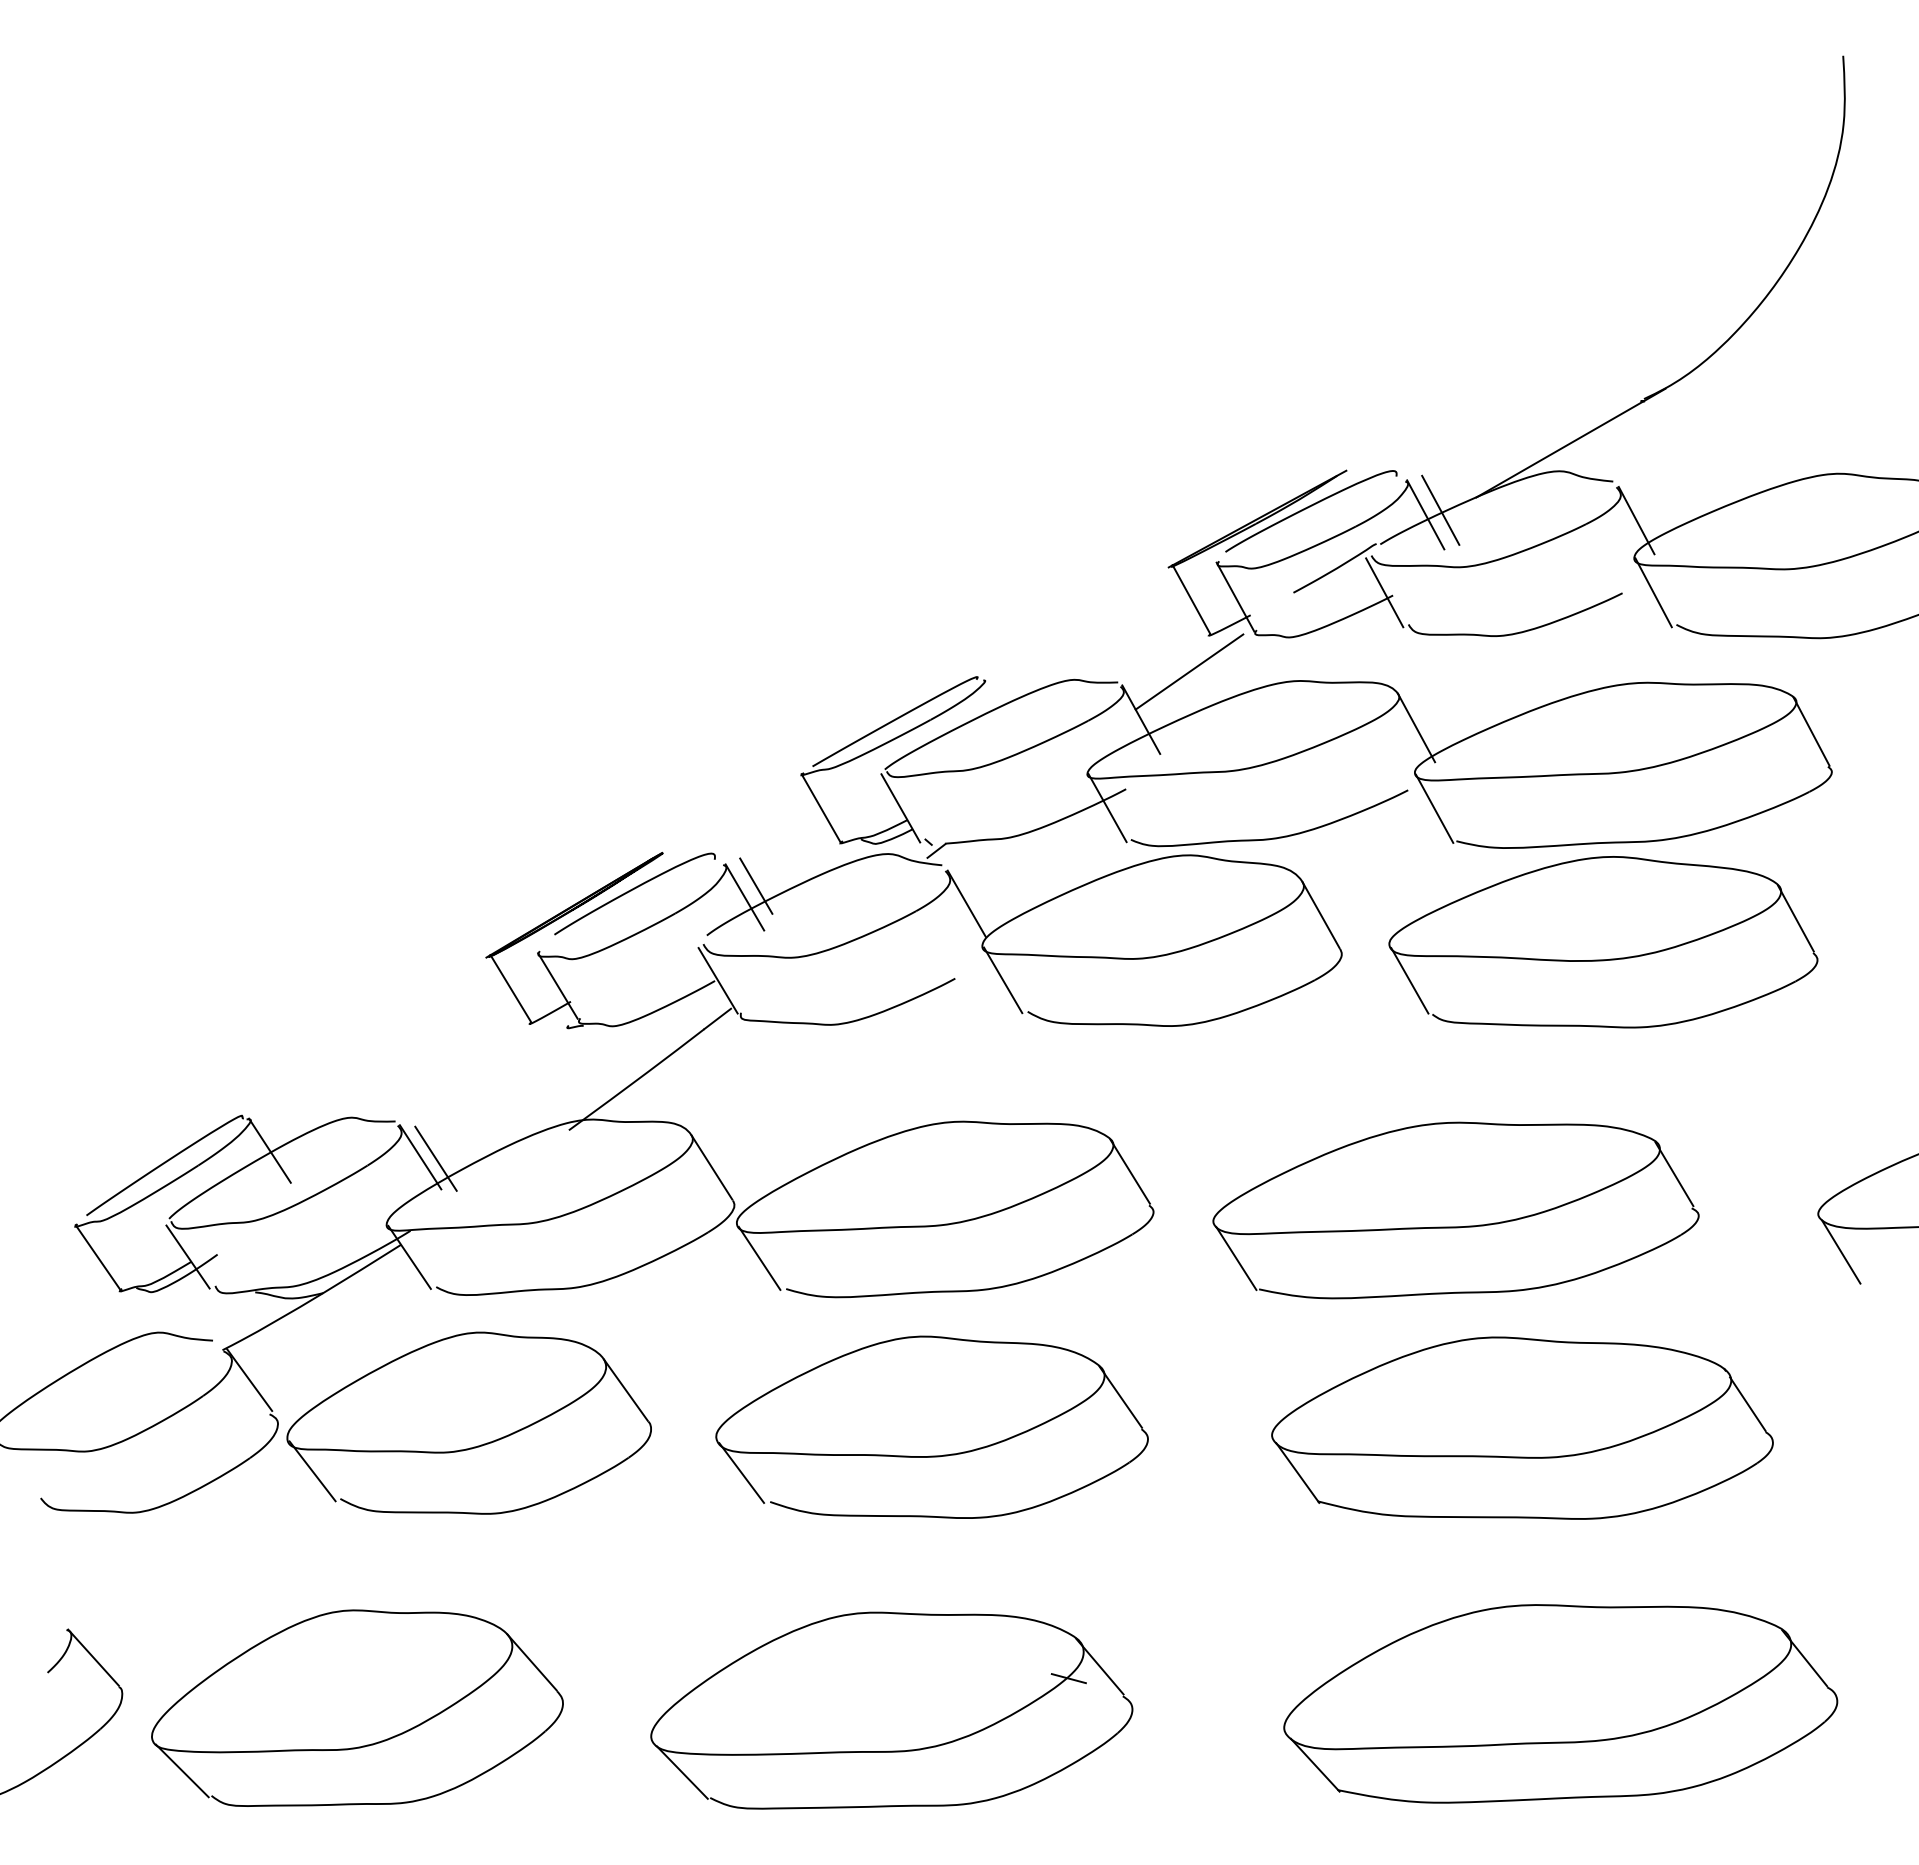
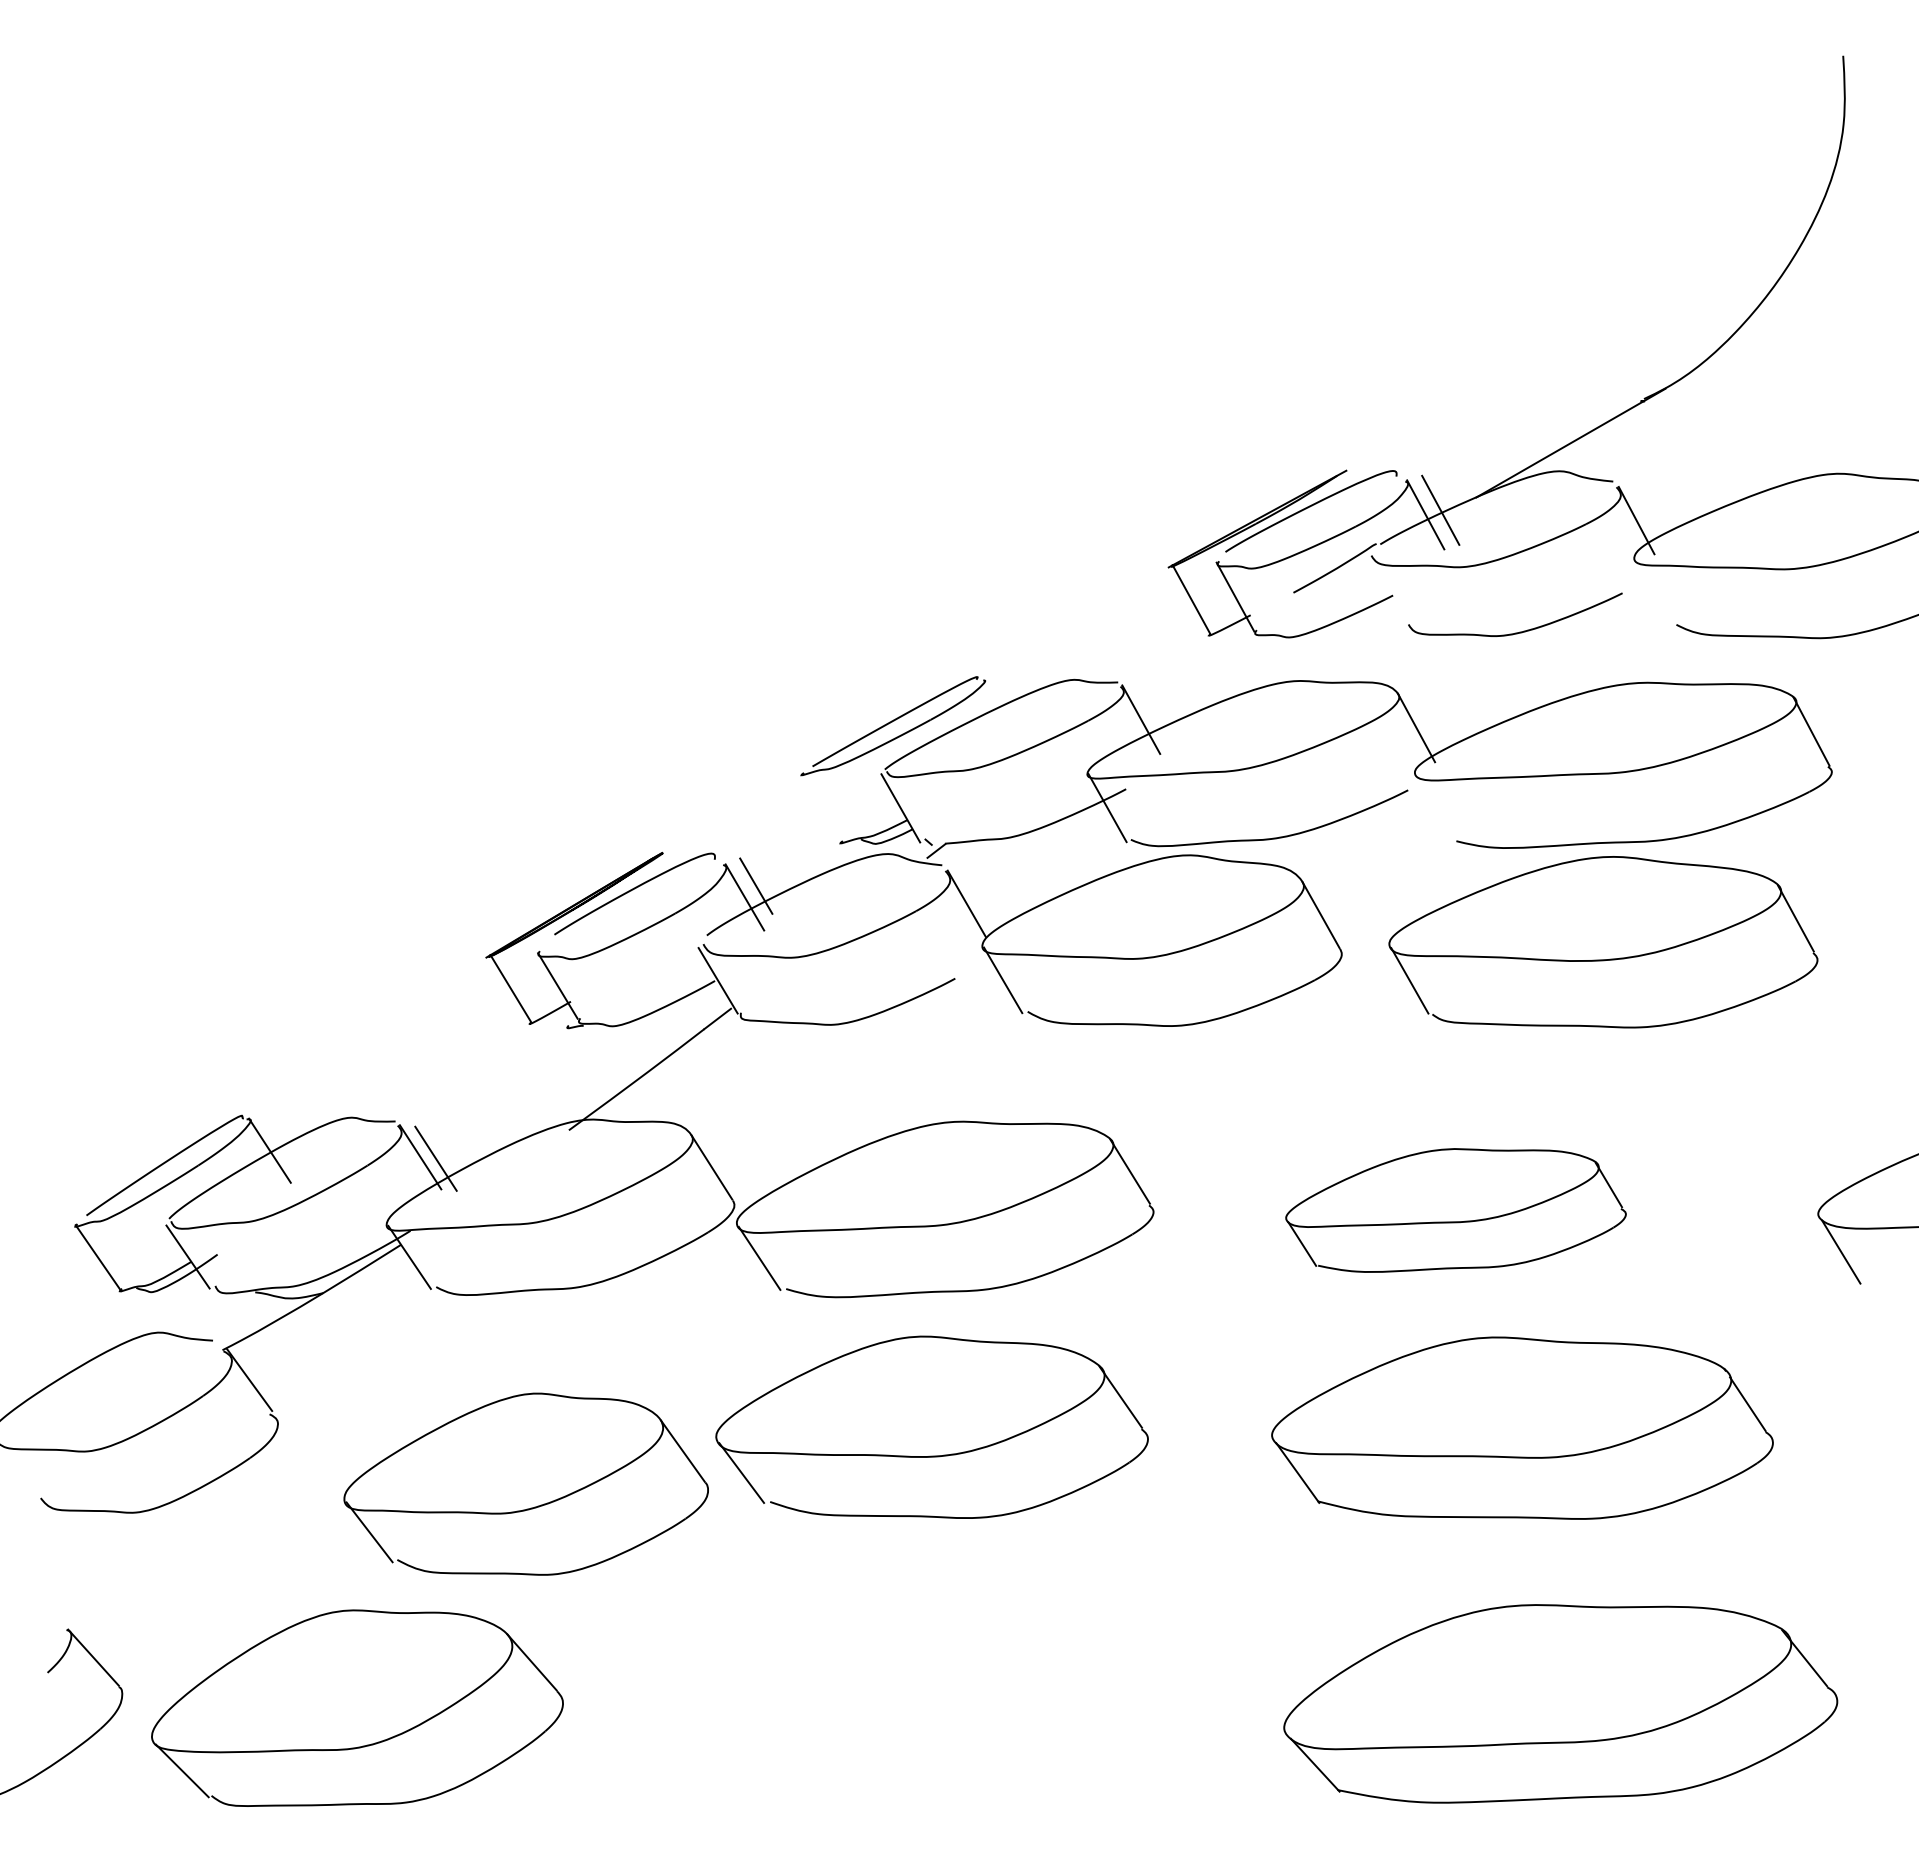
line: present -> none (1384, 592)
line: present -> none (1653, 592)
line: present -> none (1189, 671)
line: present -> none (820, 808)
line: present -> none (1434, 808)
part size: 488x179 px -> 342x125 px (1455, 1210)
part position: (468, 1422) -> (525, 1483) (525, 1483)
part: present -> none (891, 1710)
